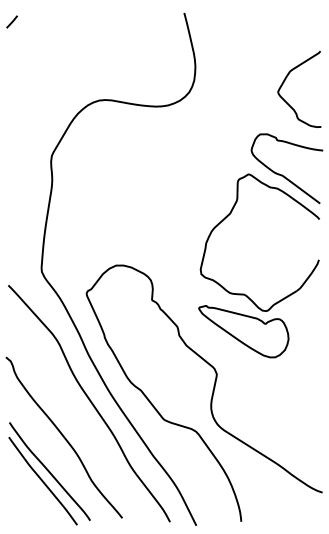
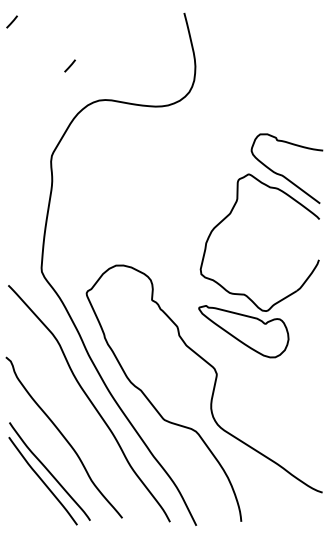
line: none -> present (69, 65)
curve: present -> none (286, 79)
